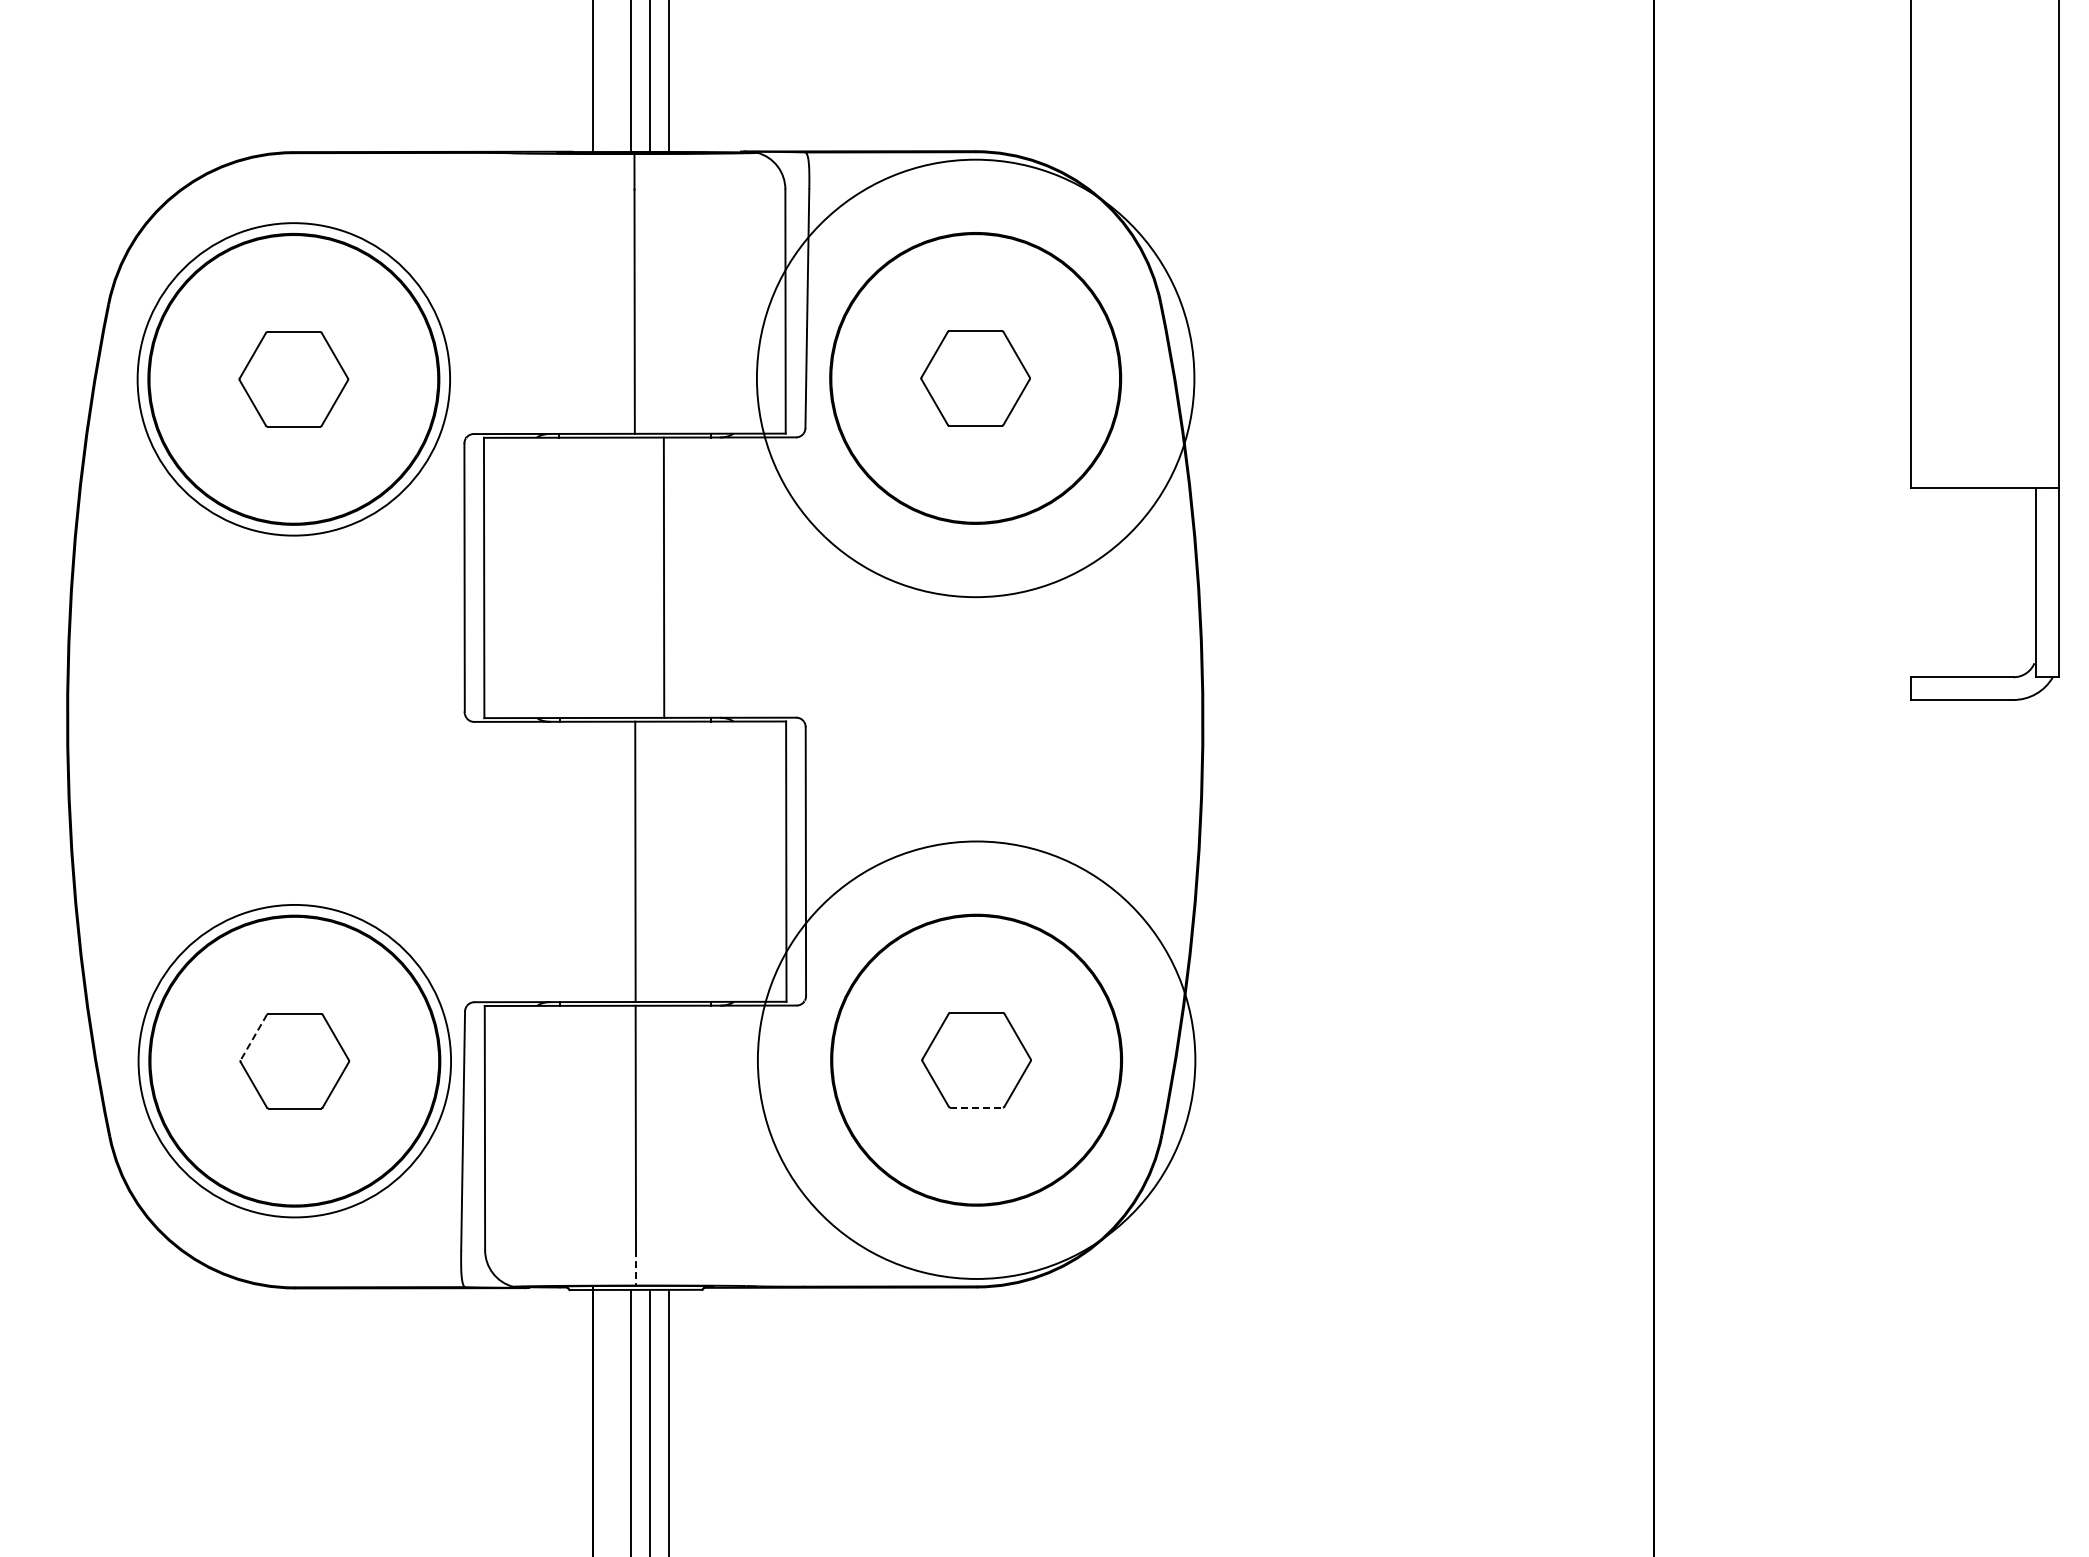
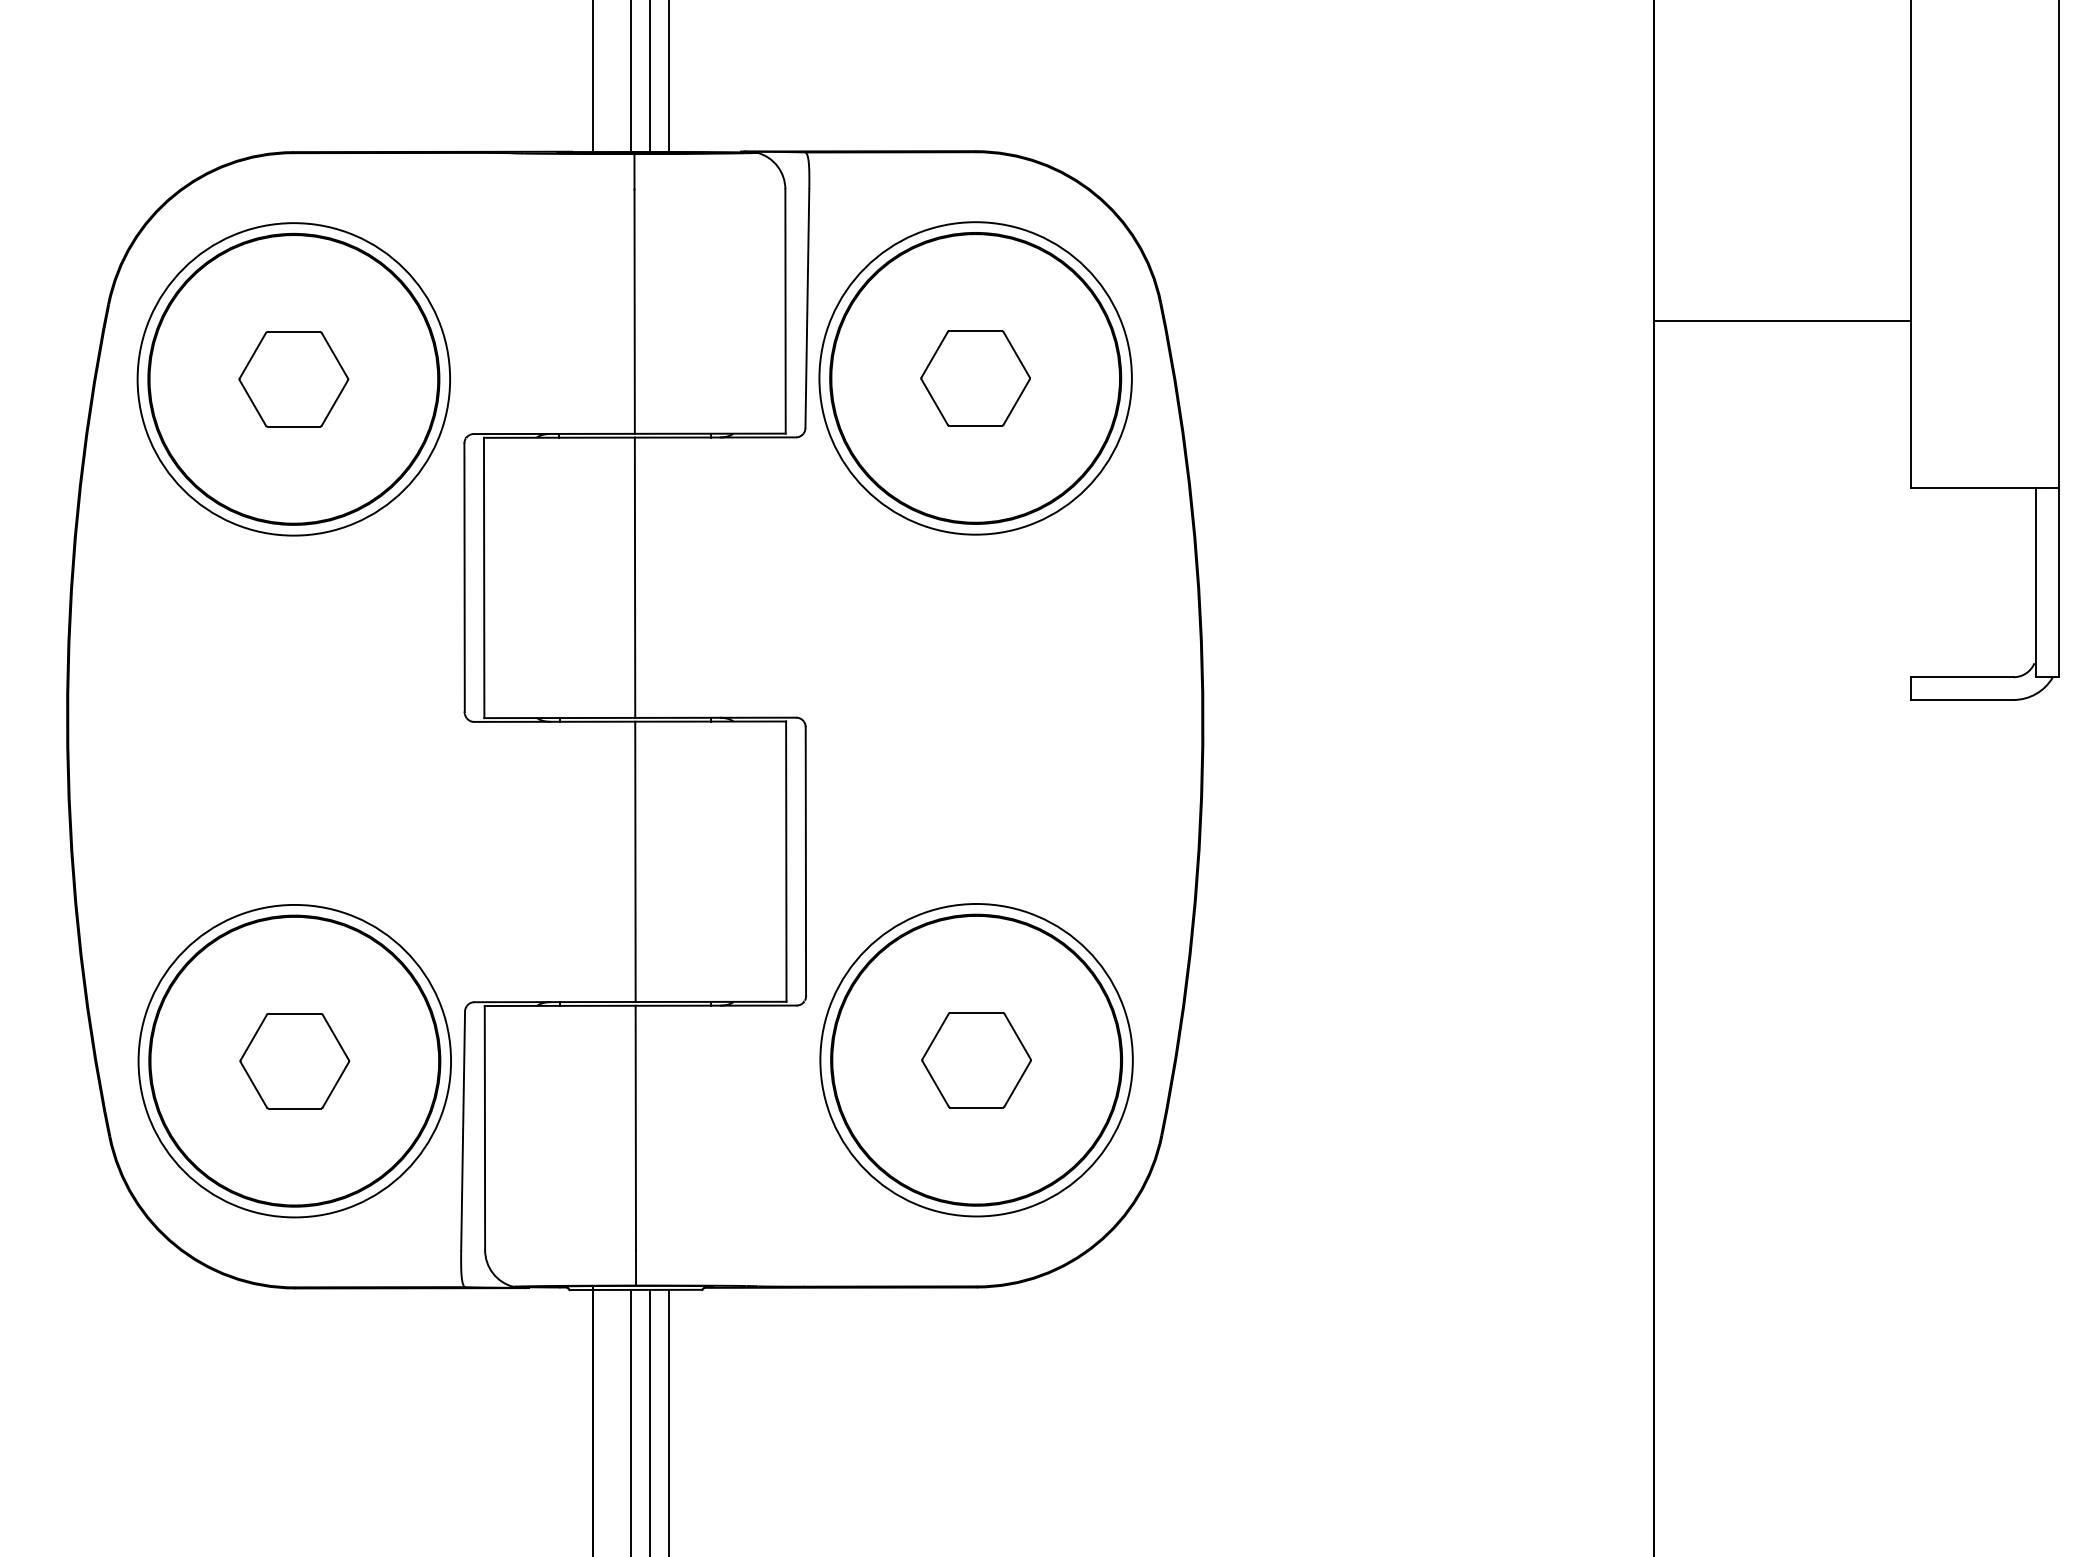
line: none -> present (1782, 321)
circle diameter: 437 px -> 312 px (975, 378)
line position: (663, 577) -> (634, 577) (634, 577)
line: dashed -> solid (253, 1037)
circle diameter: 437 px -> 312 px (976, 1059)
line: dashed -> solid (977, 1107)
line: dashed -> solid (636, 1267)
